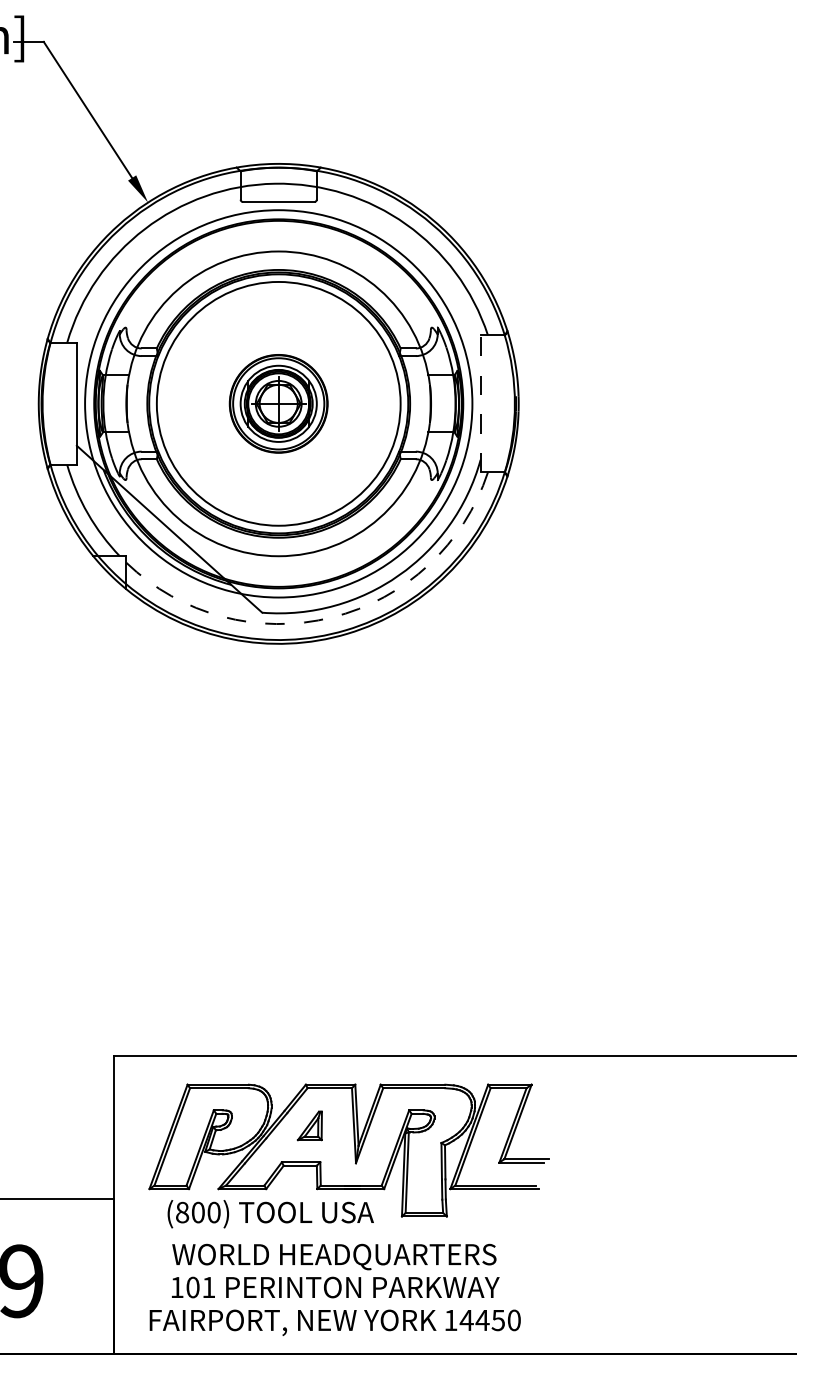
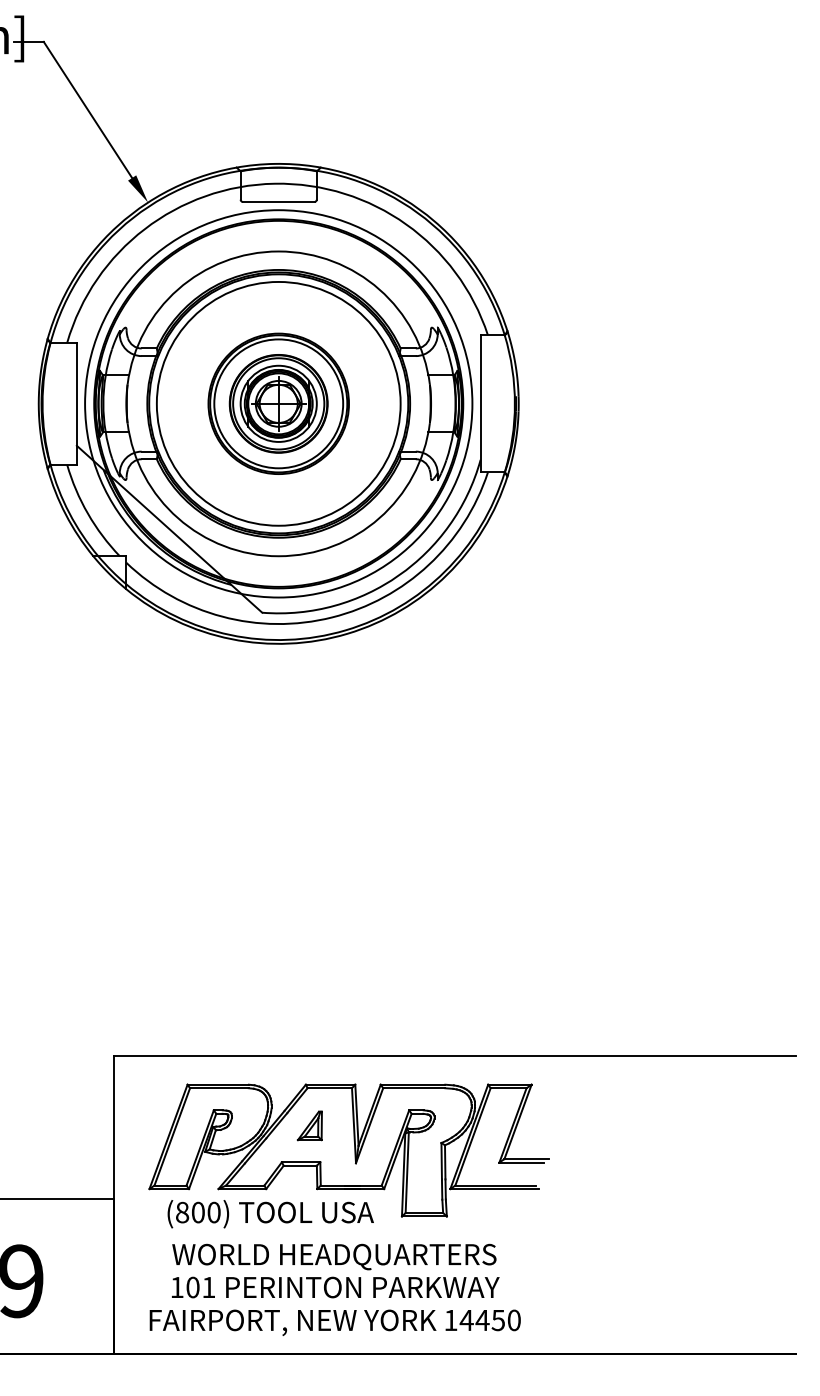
part: none -> present (278, 403)
line: dashed -> solid (480, 403)
arc: dashed -> solid (332, 617)
